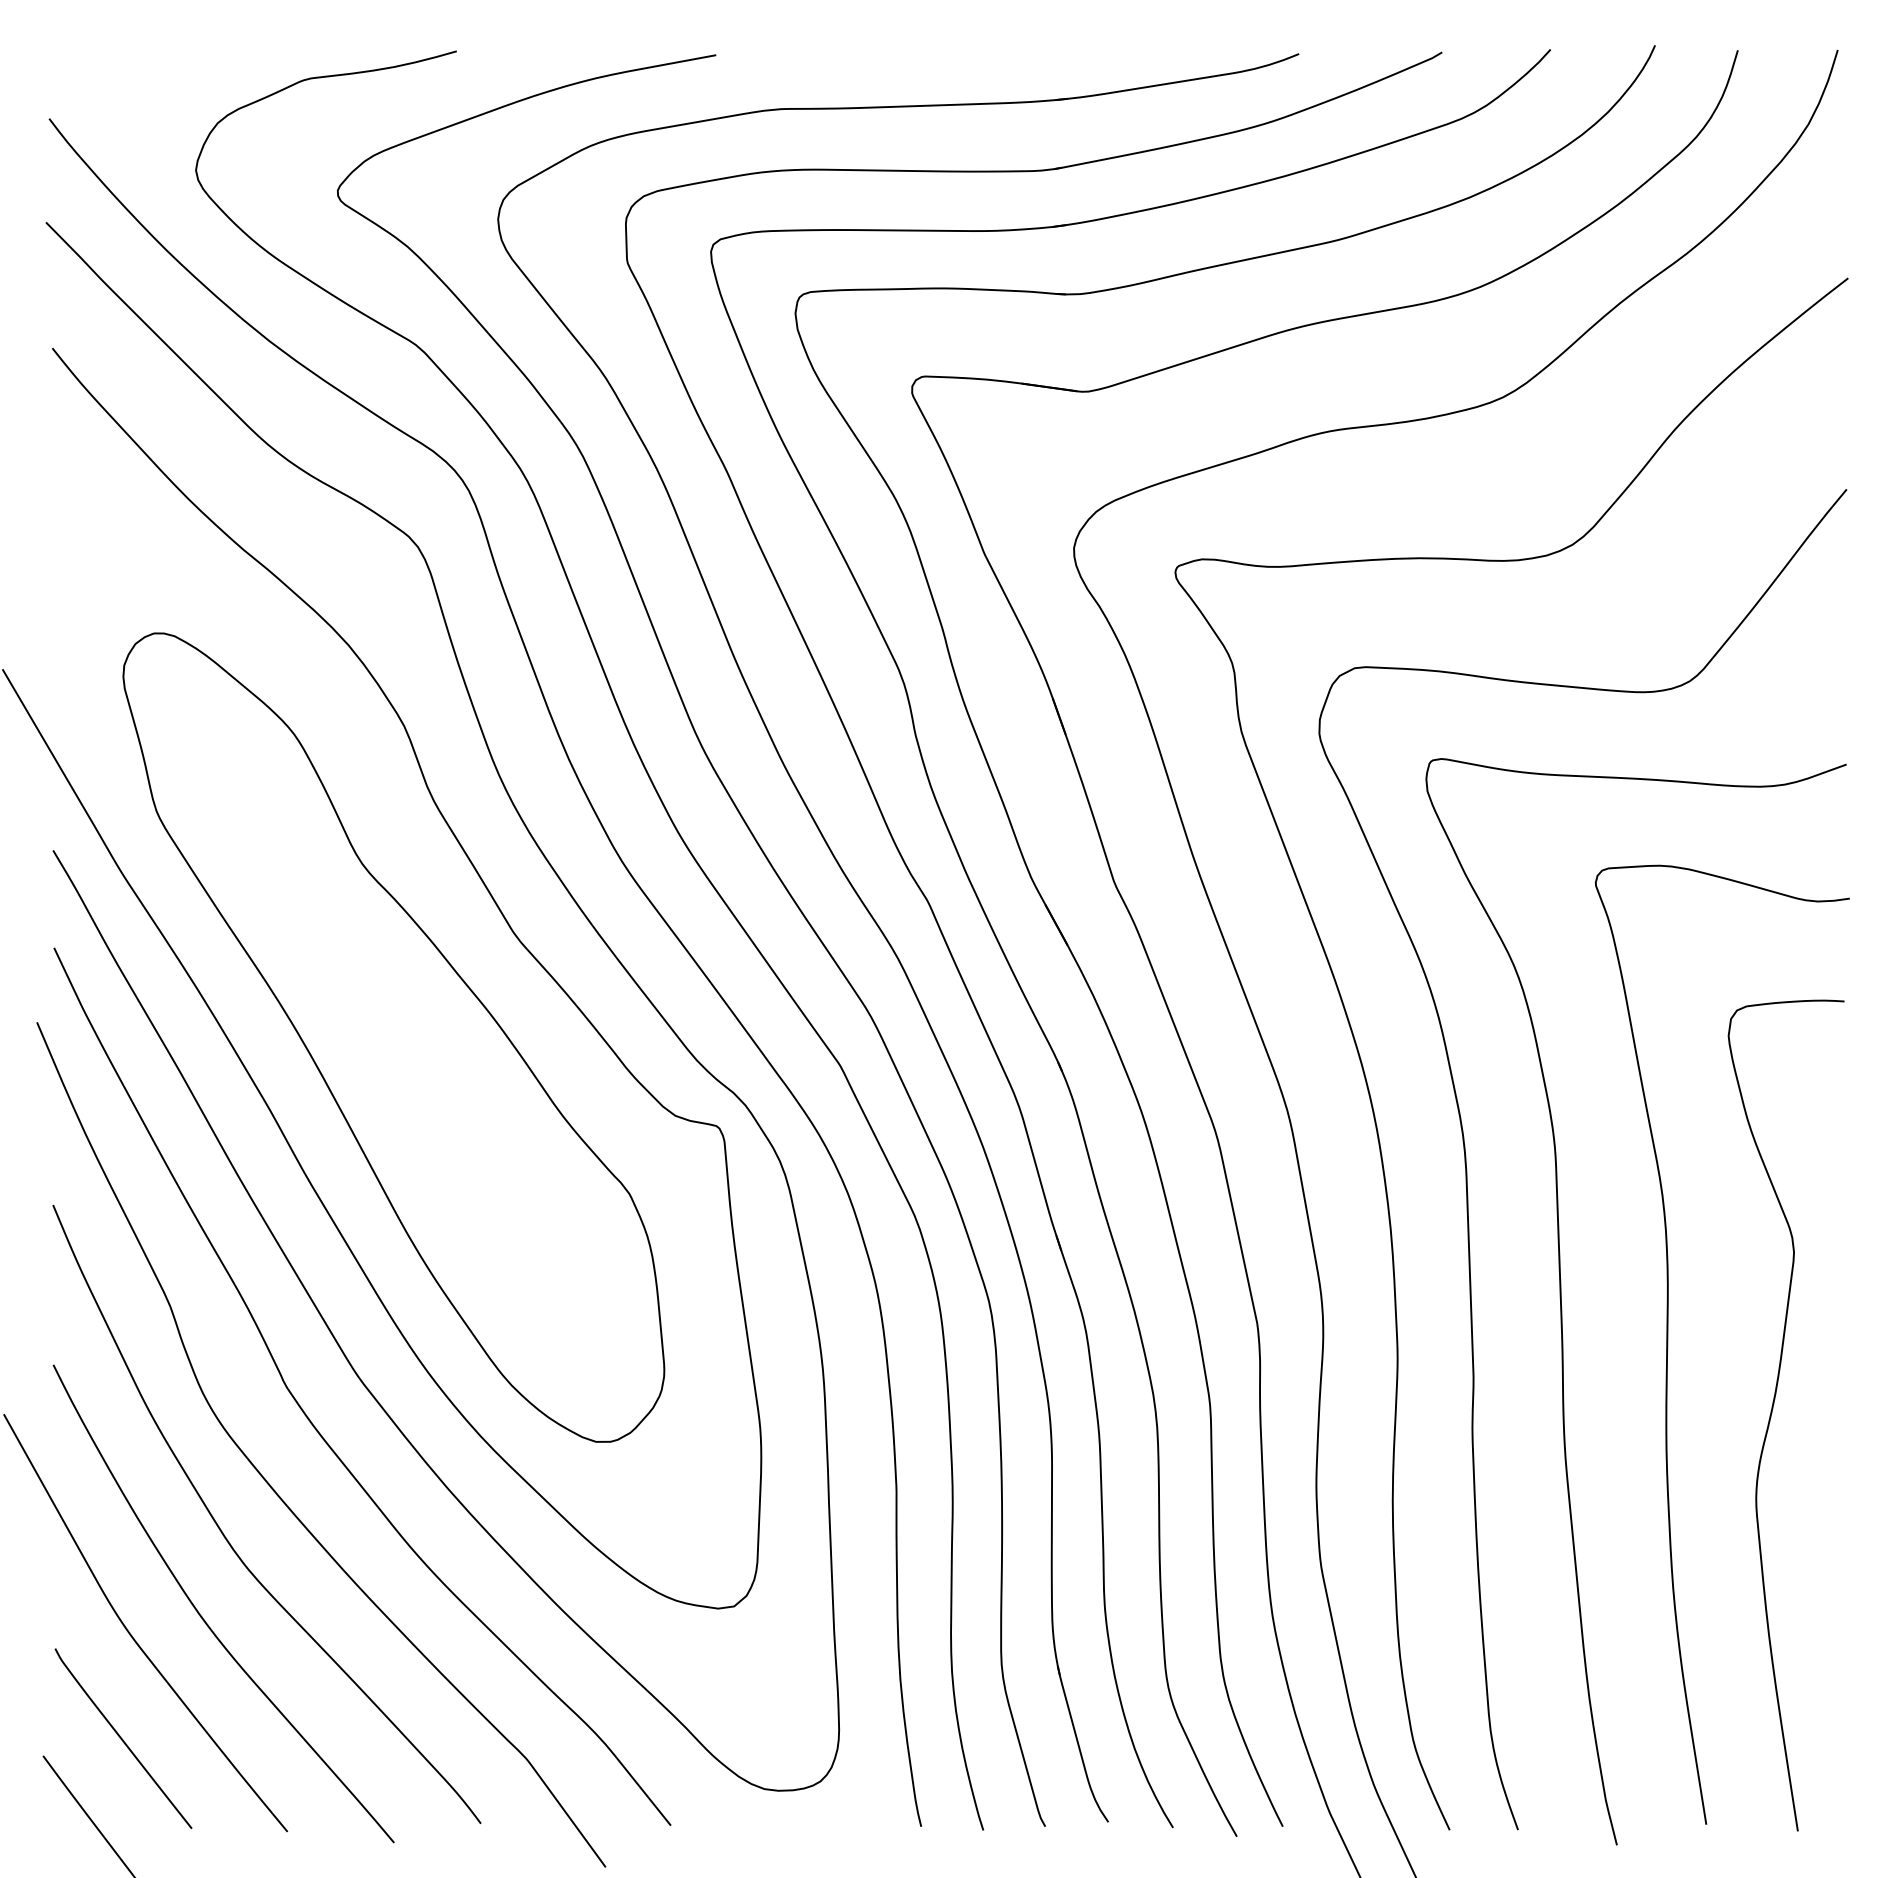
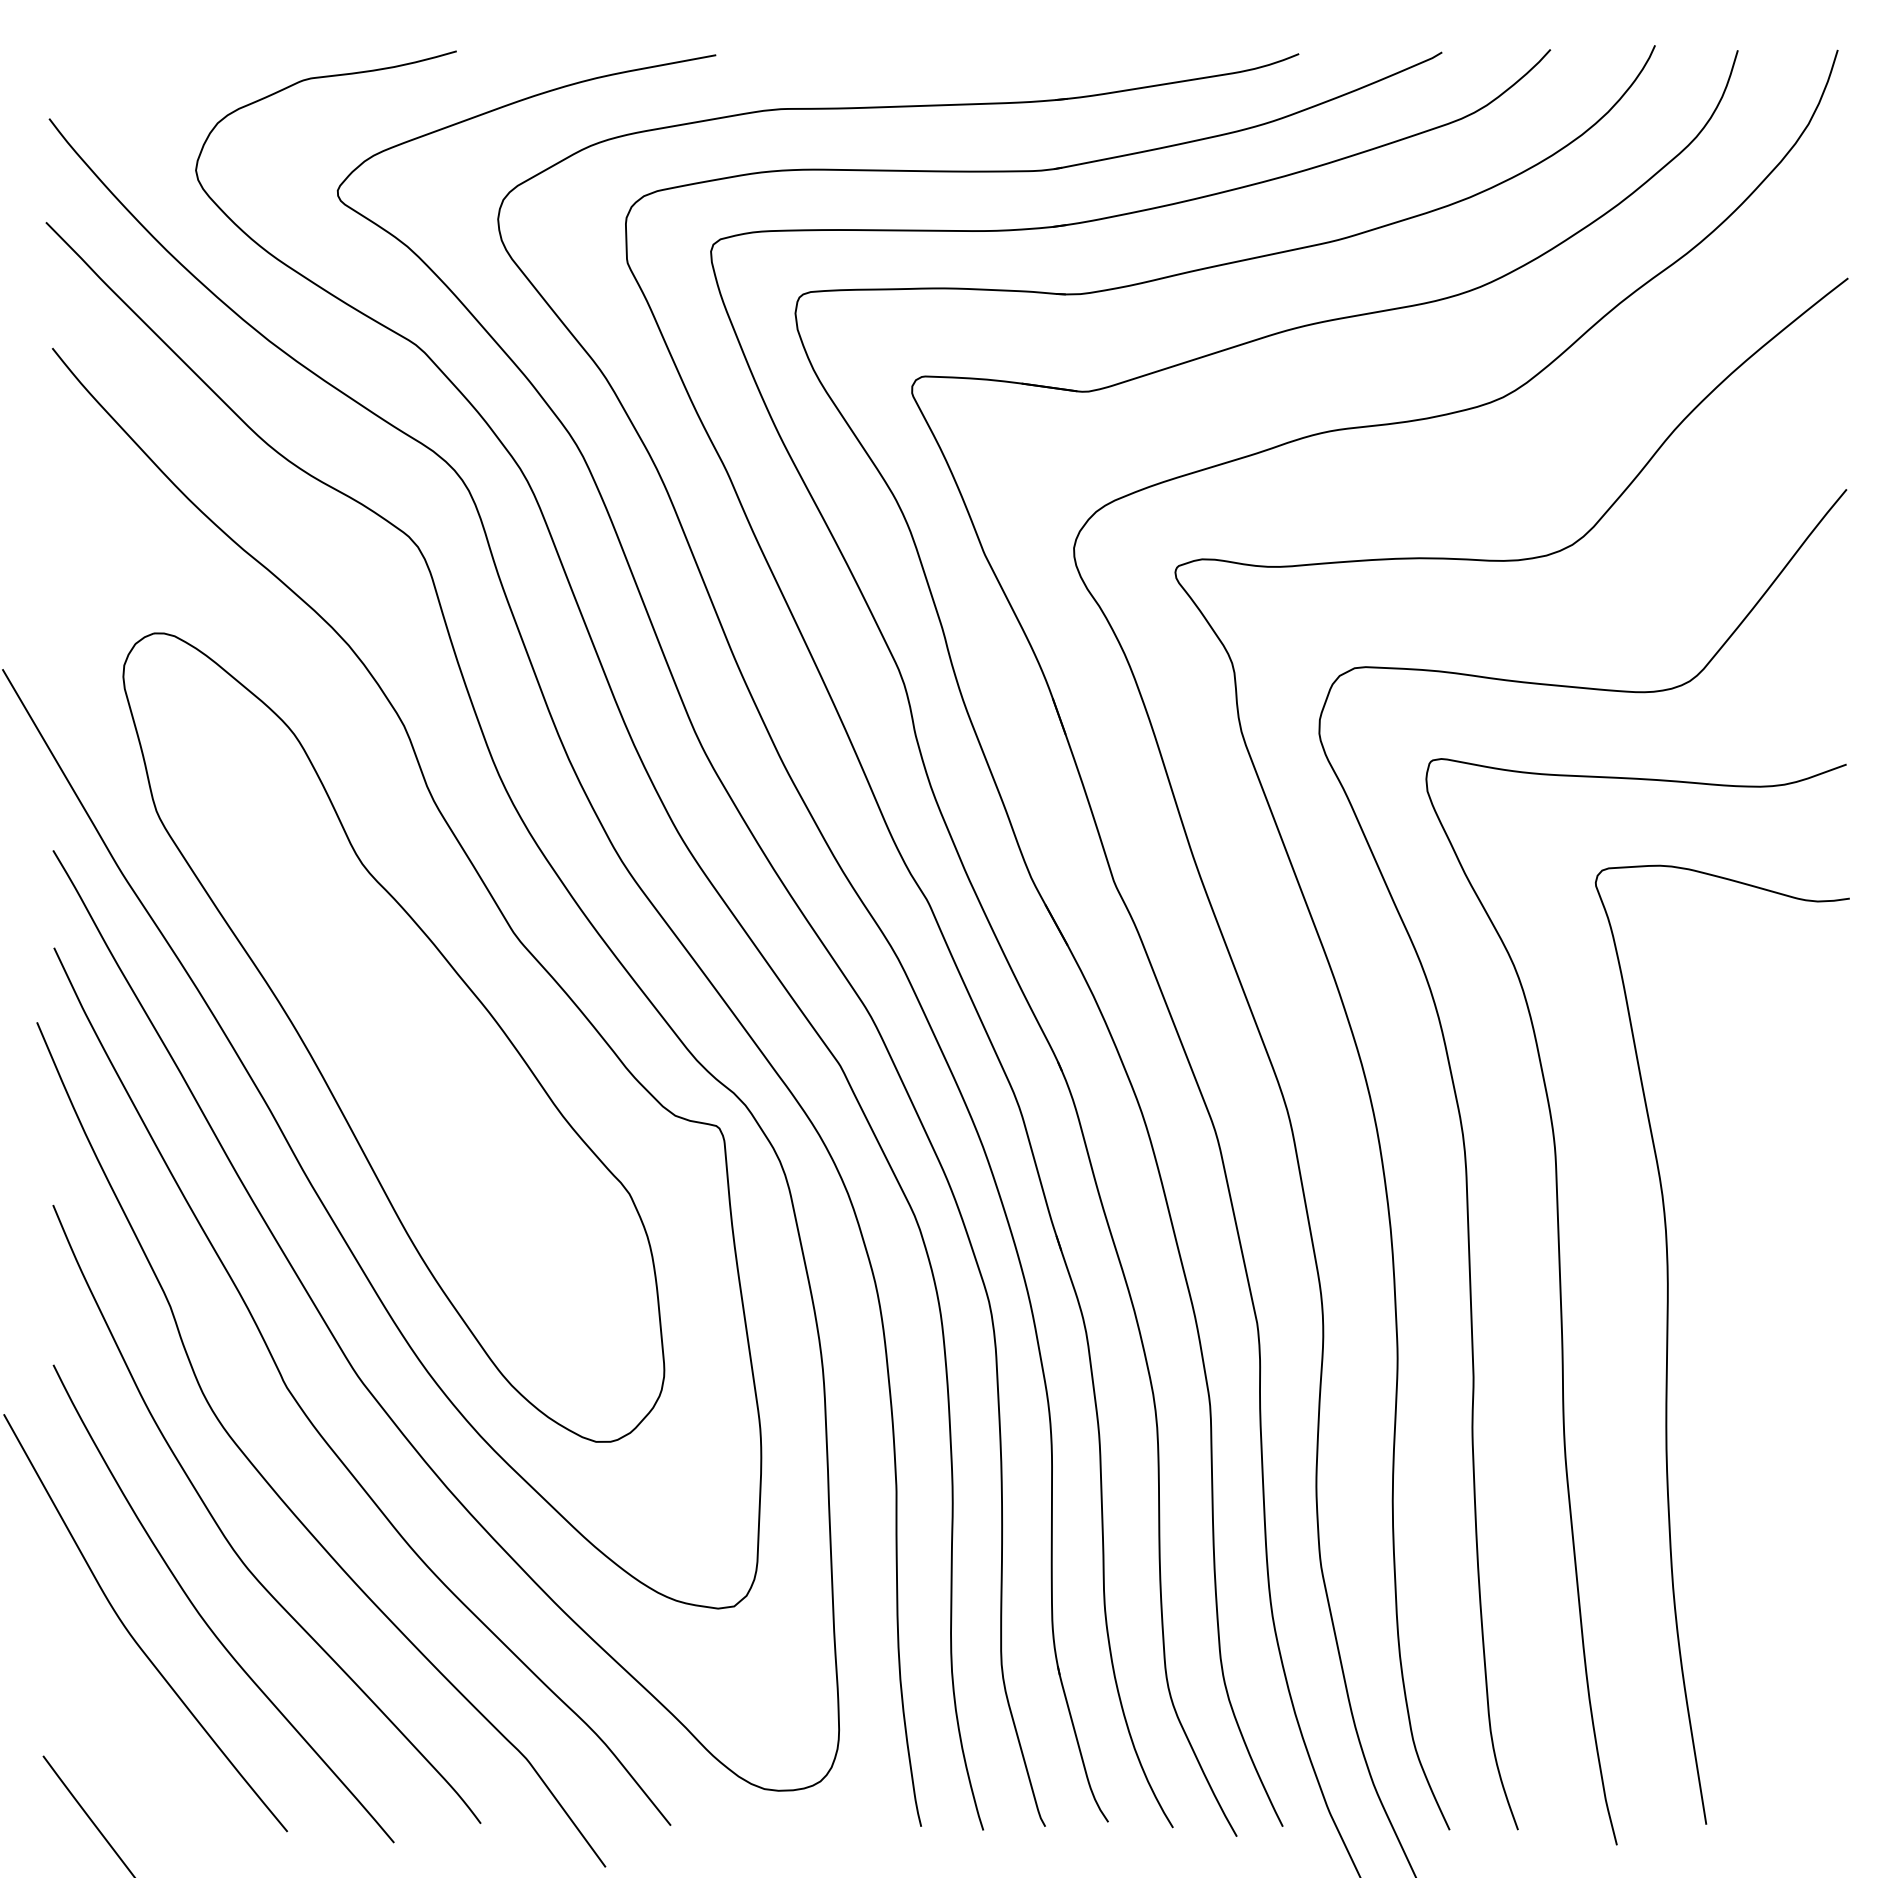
curve: present -> none (1772, 1413)
curve: present -> none (122, 1738)
